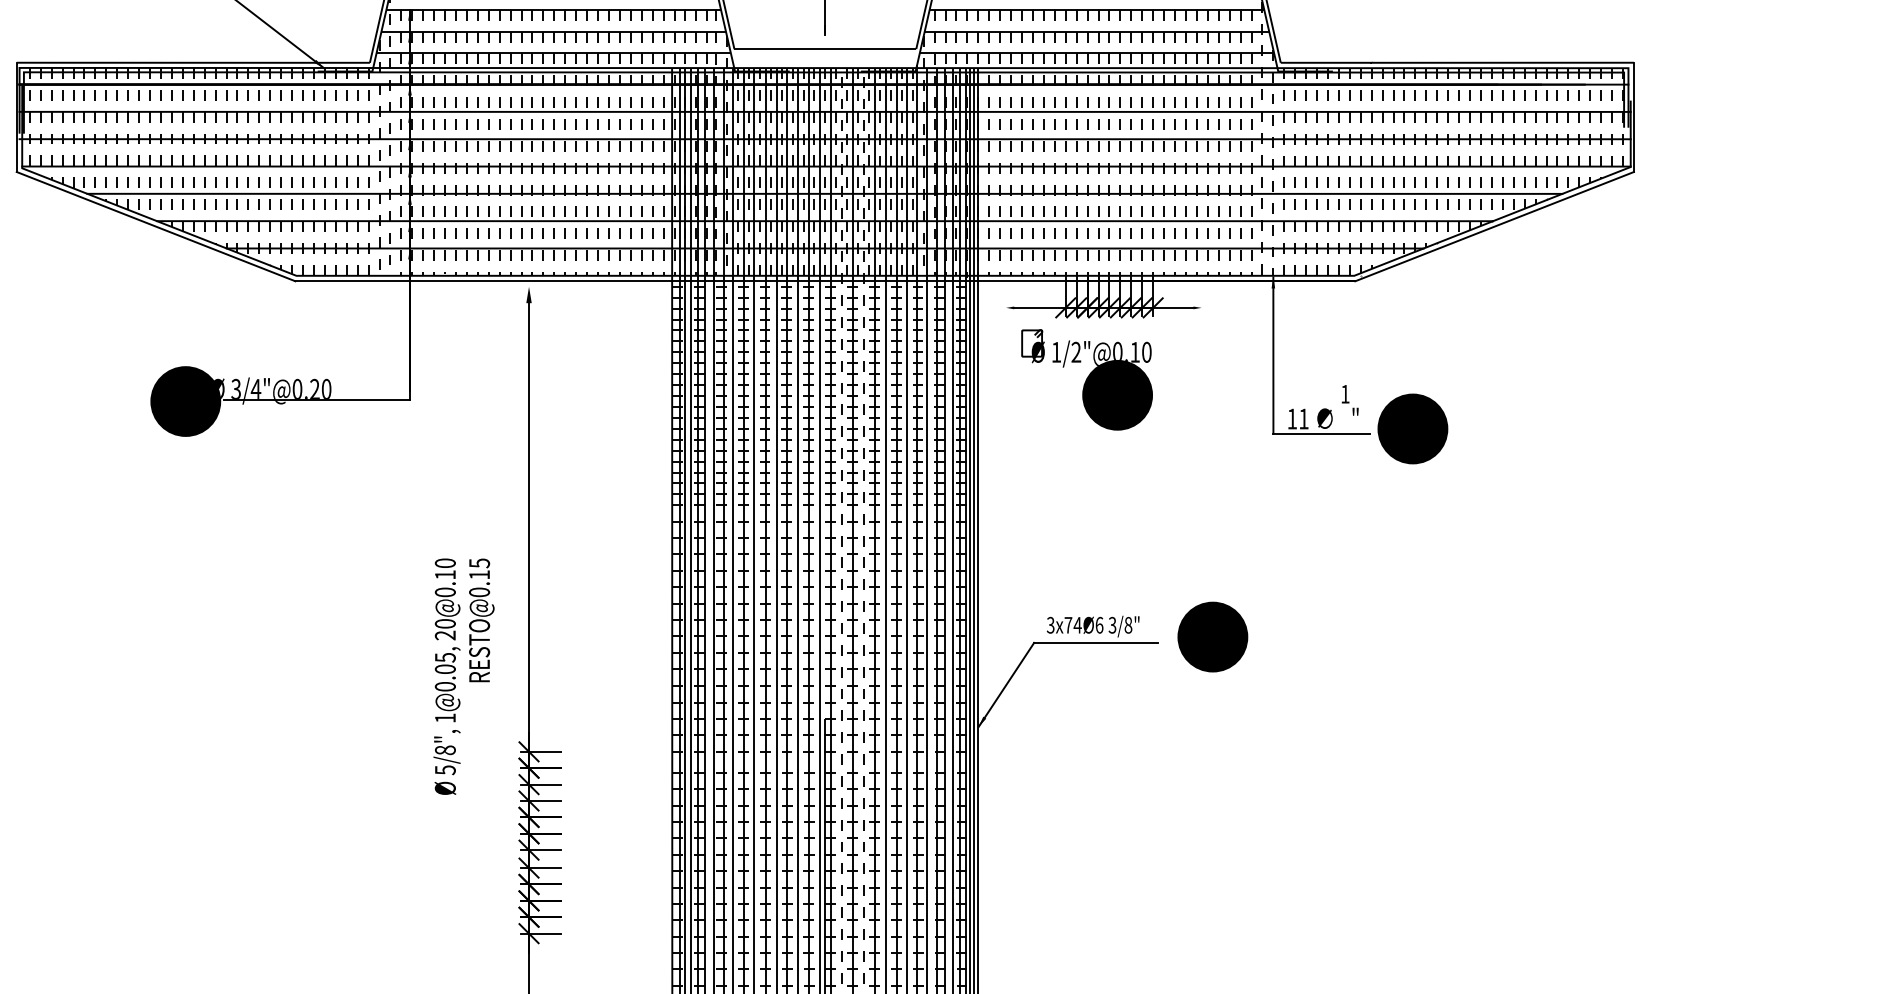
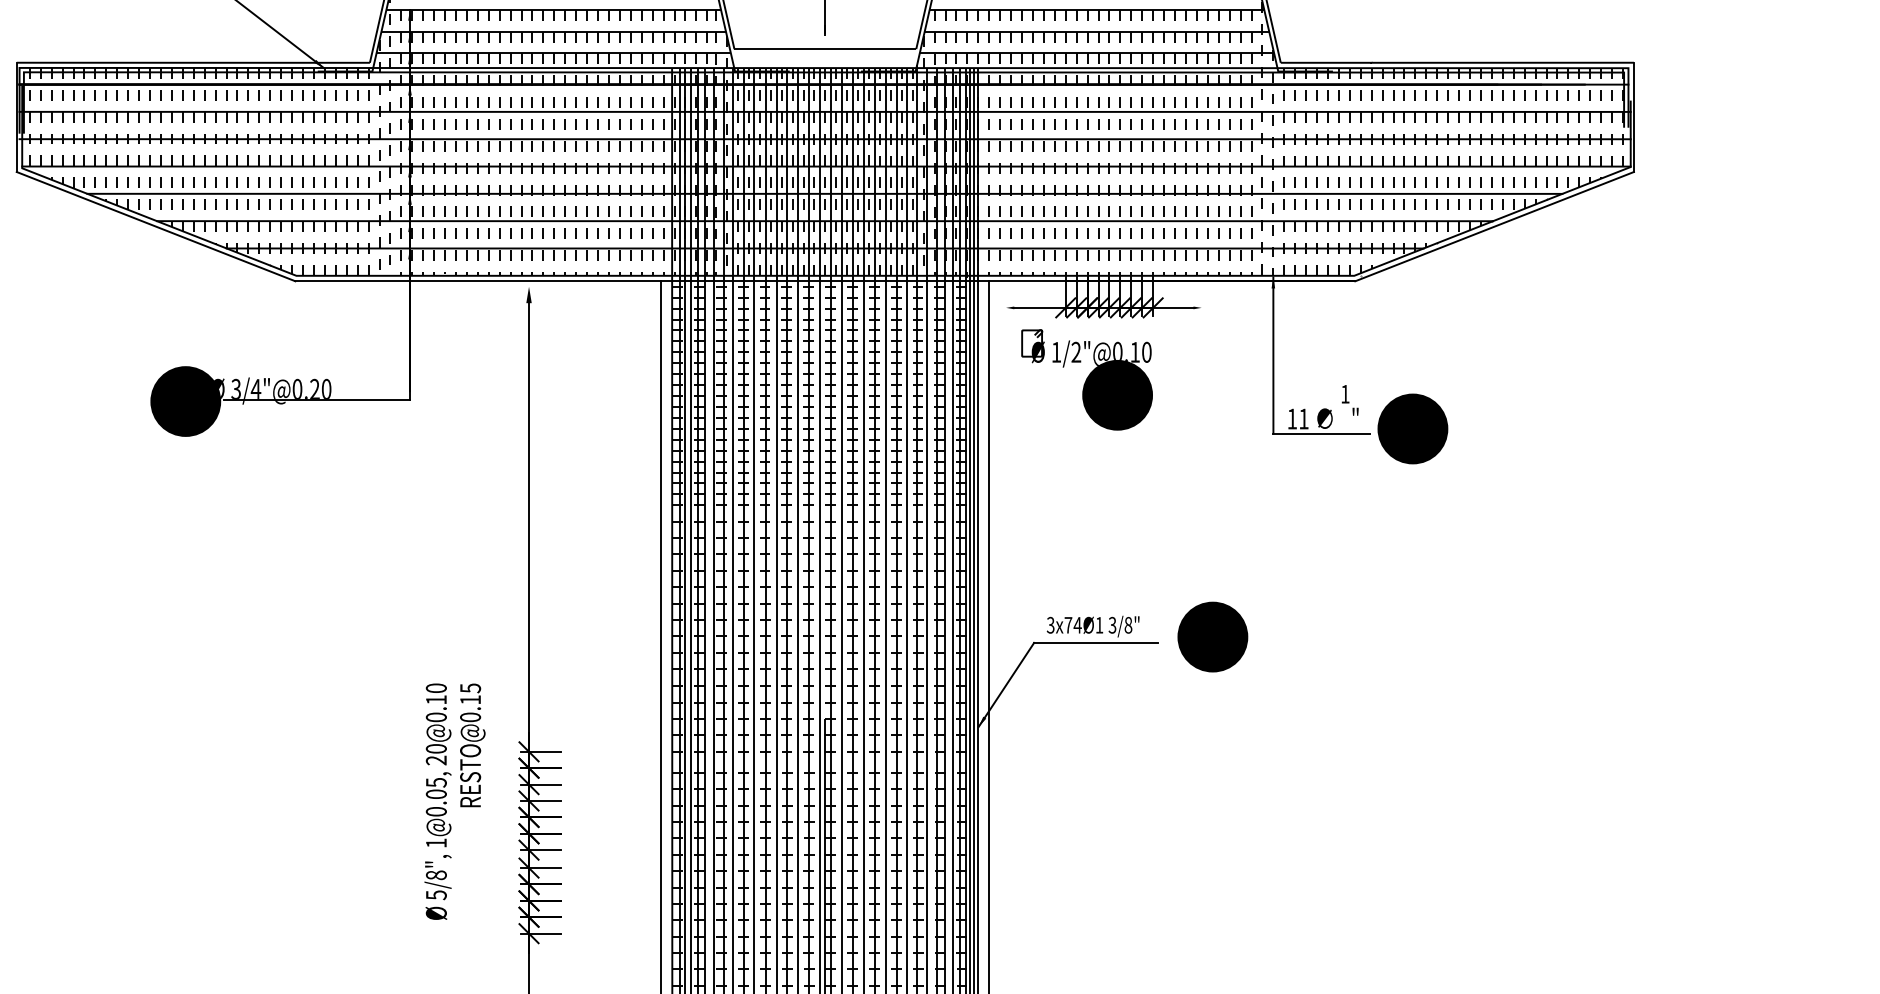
line: dashed -> solid (842, 530)
line: dashed -> solid (863, 530)
text: 3x74Ø6 -> 3x74Ø1 (1099, 624)
line: none -> present (661, 635)
line: none -> present (989, 635)
text position: (463, 676) -> (454, 801) (454, 801)
